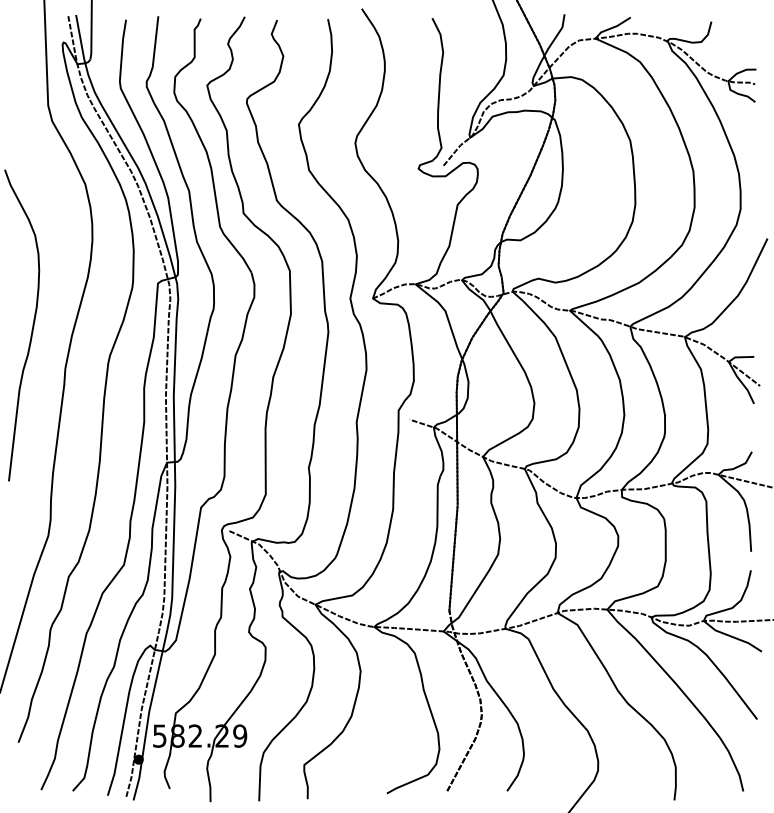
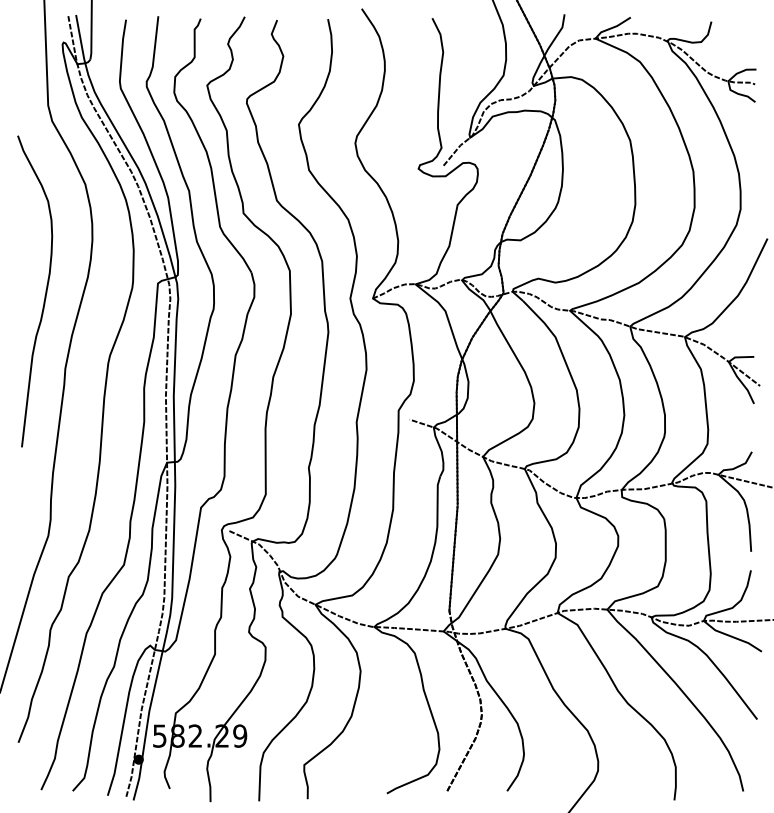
curve position: (31, 329) -> (44, 295) (44, 295)
